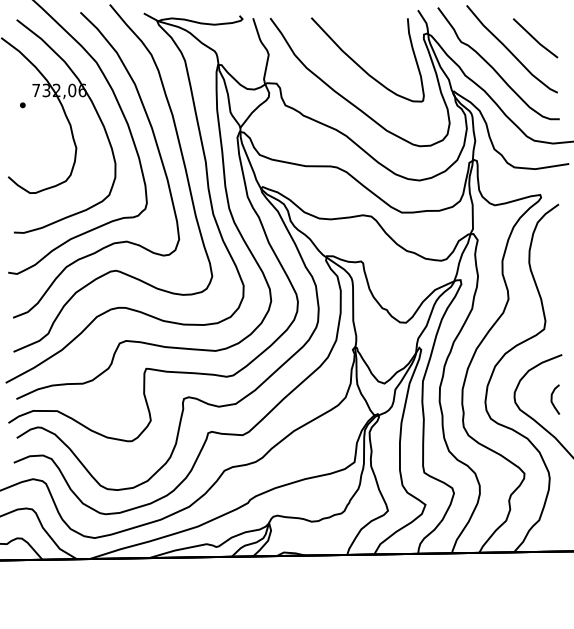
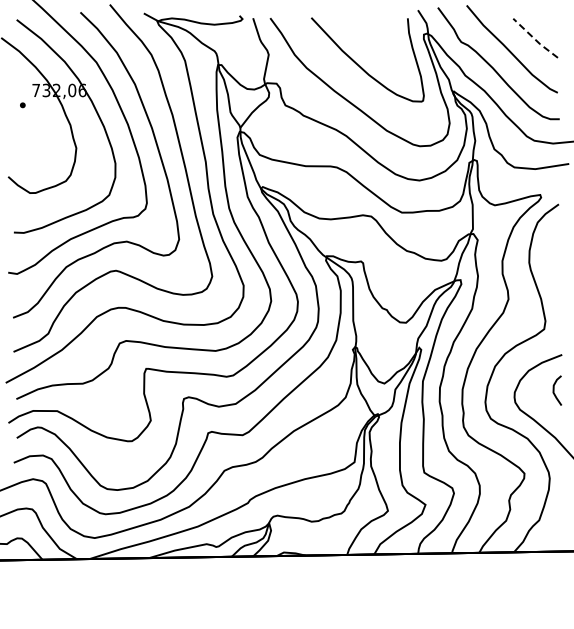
line: solid -> dashed (535, 39)
curve position: (552, 399) -> (554, 390) (554, 390)
